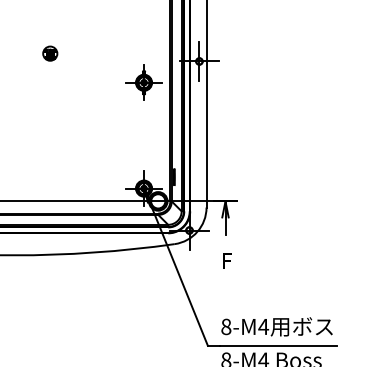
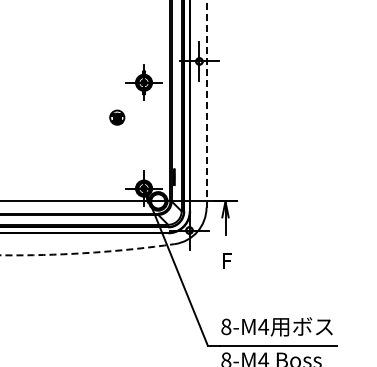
part position: (50, 53) -> (117, 117) (117, 117)
line: solid -> dashed (206, 103)
arc: solid -> dashed (88, 252)
